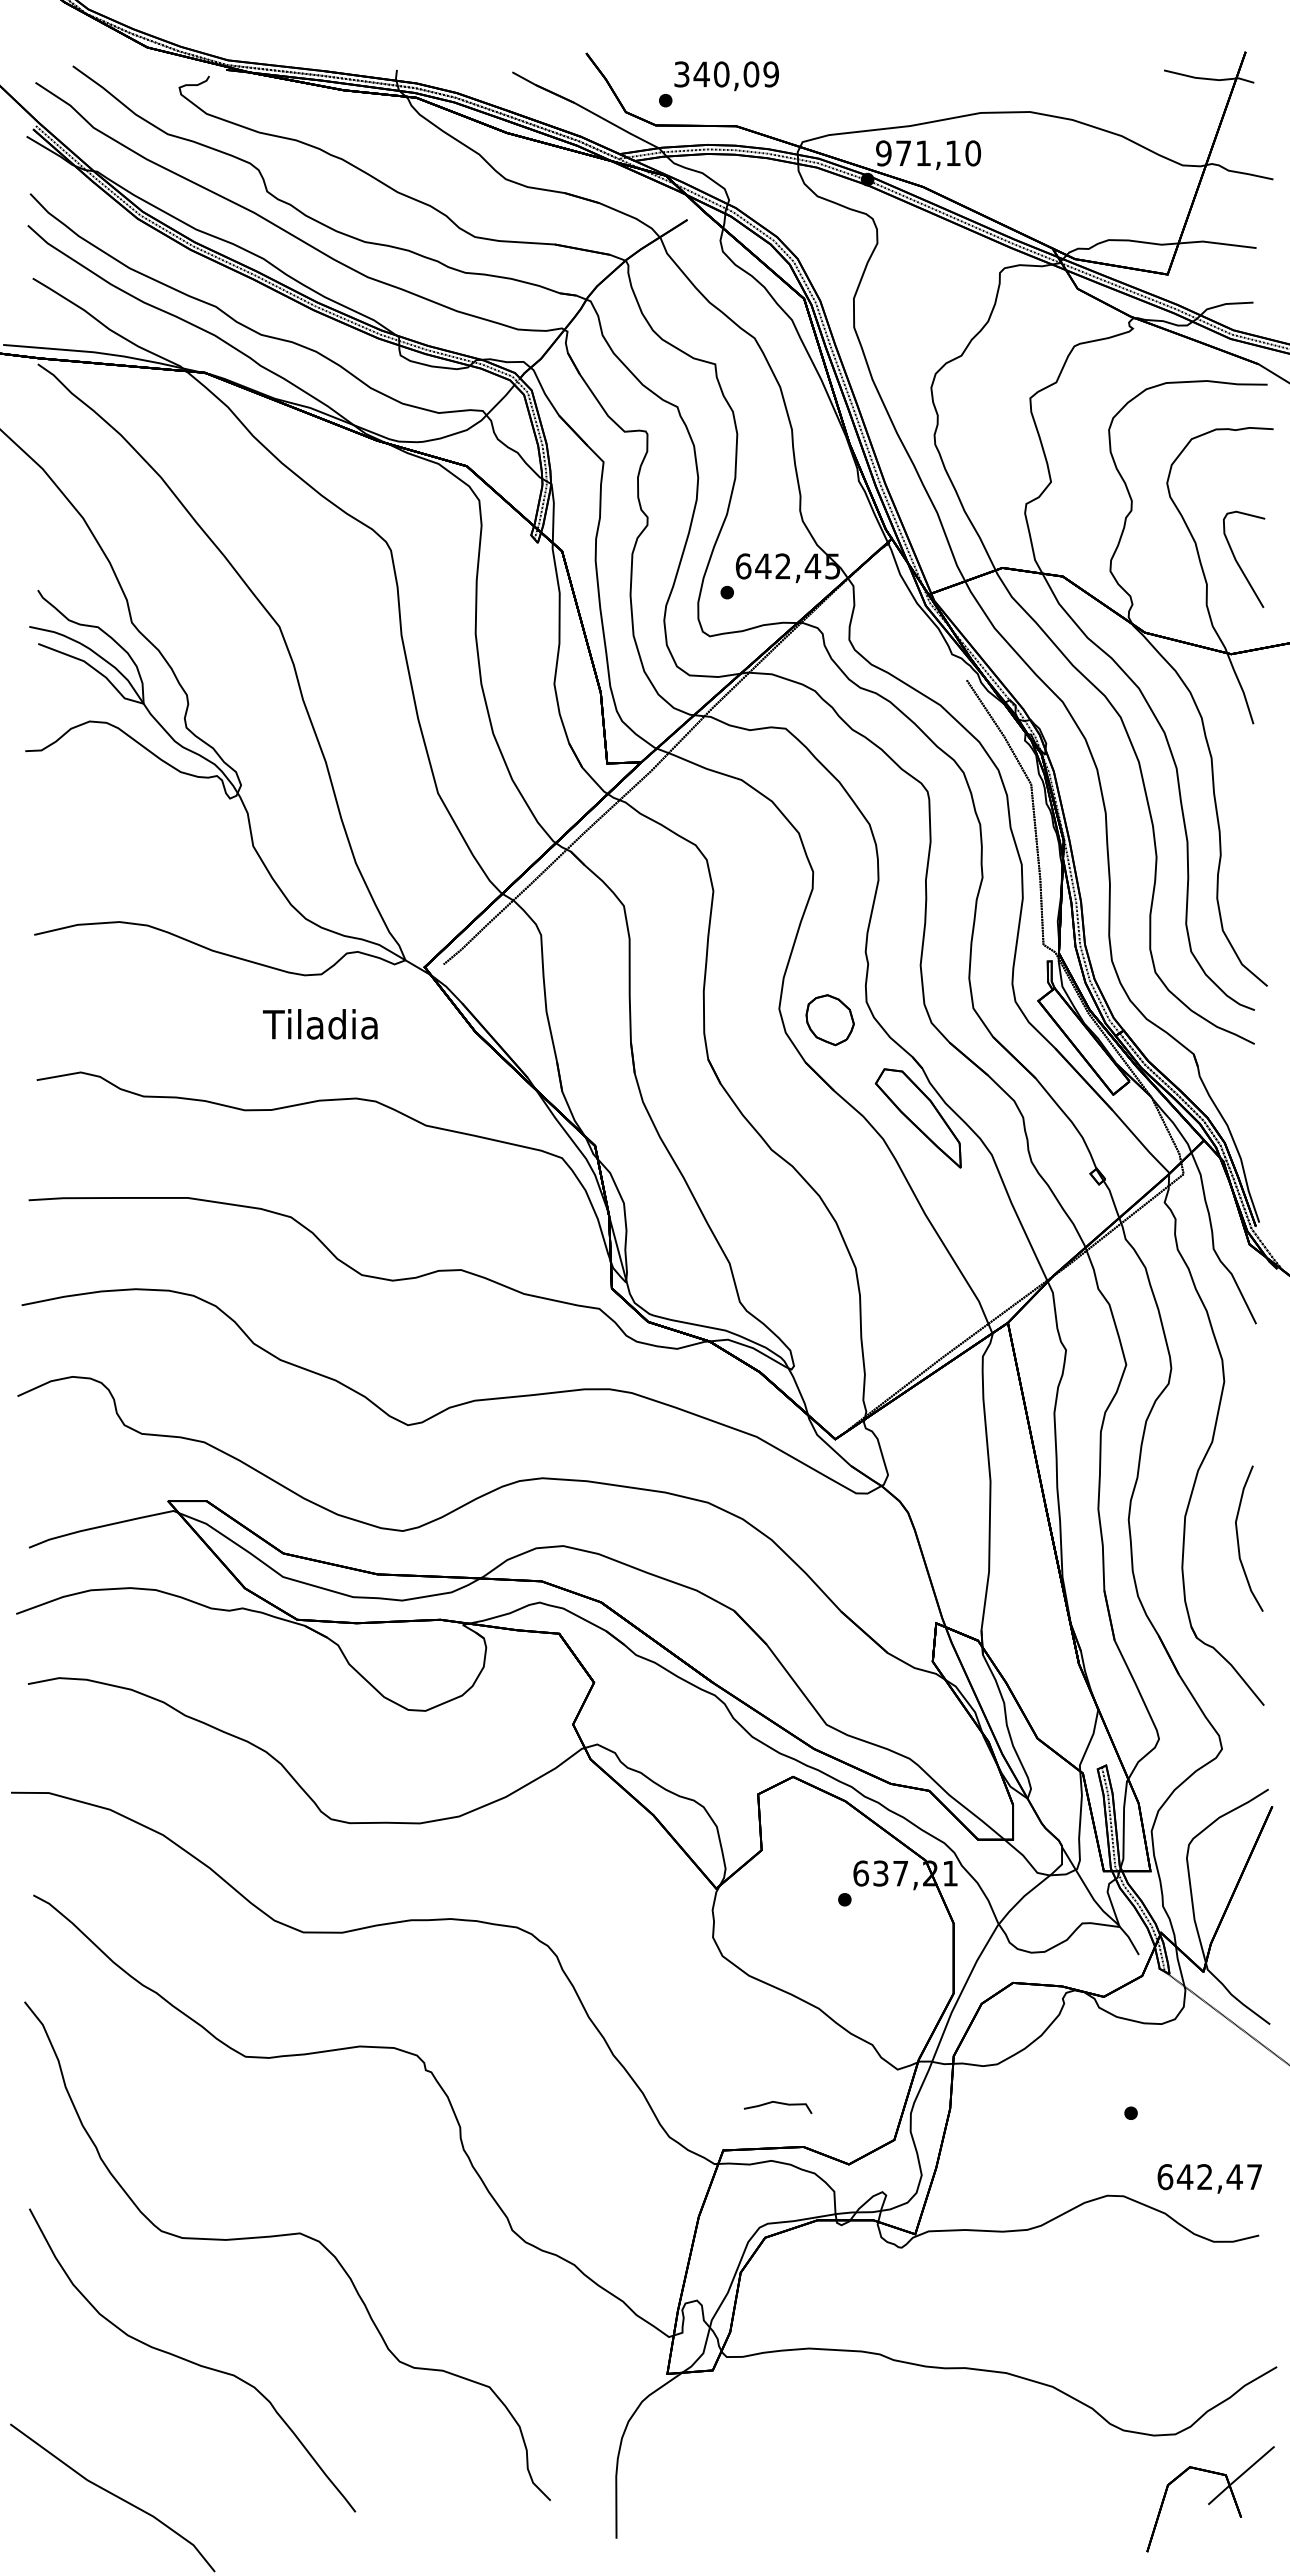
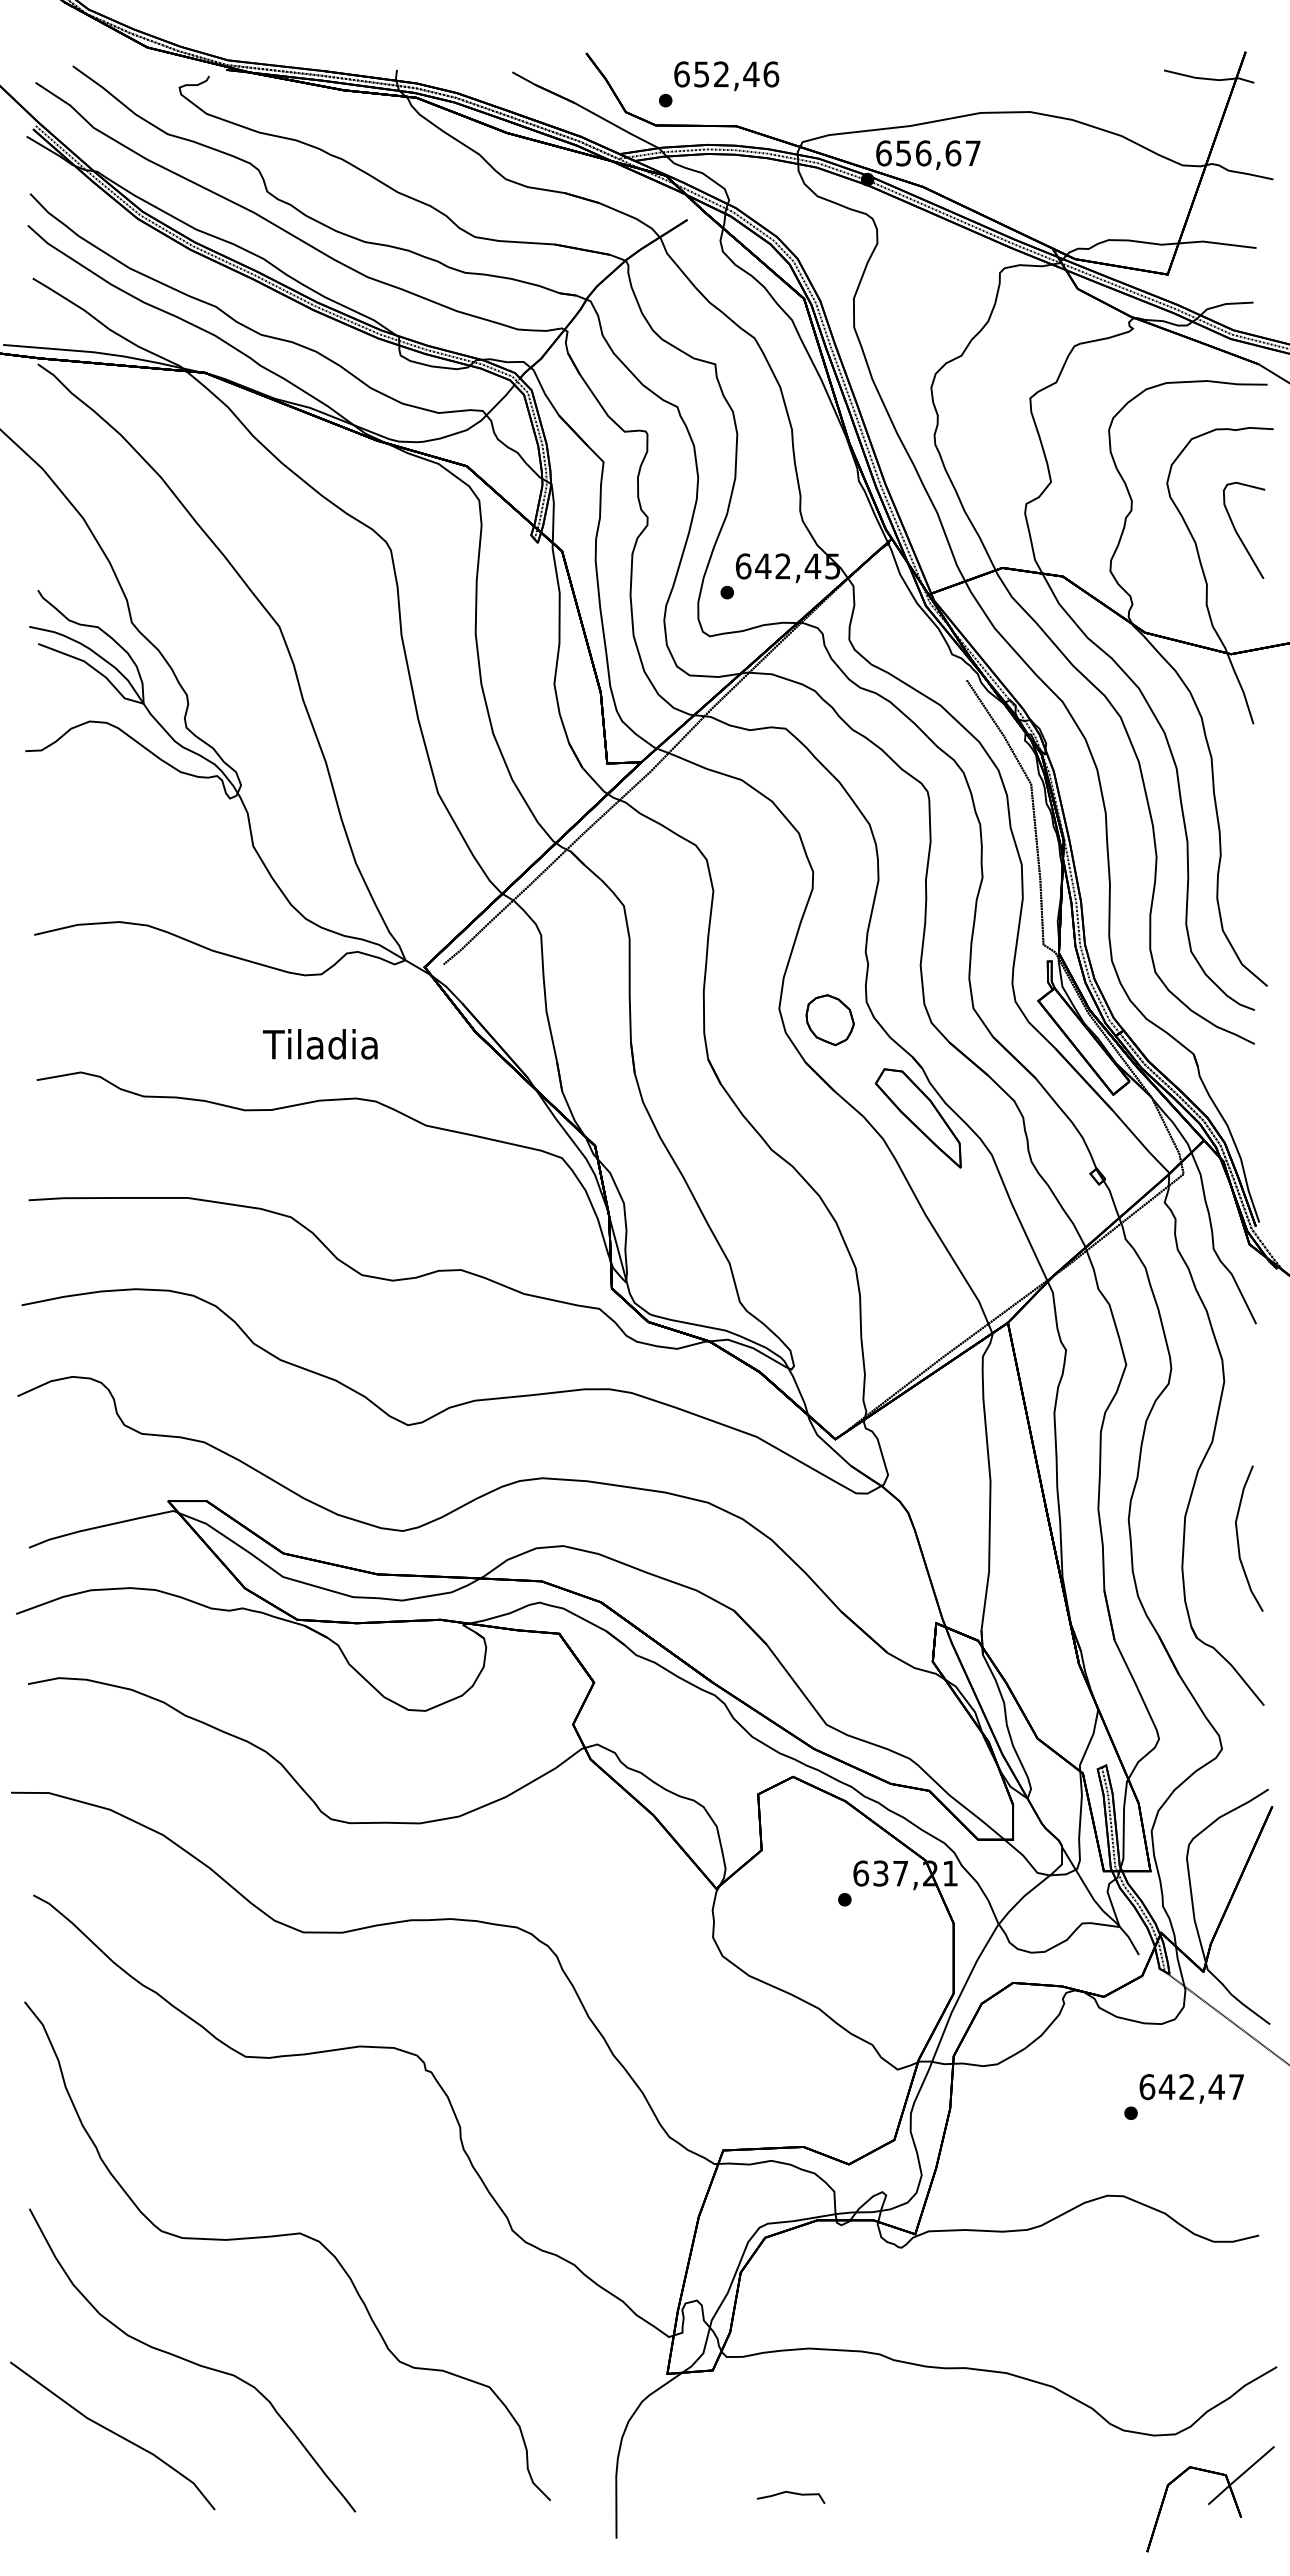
text: 340,09 -> 652,46 (726, 74)
text: 971,10 -> 656,67 (928, 153)
part position: (1238, 562) -> (1238, 533) (1238, 533)
text position: (320, 1024) -> (320, 1044) (320, 1044)
curve position: (777, 2103) -> (790, 2493) (790, 2493)
text position: (1209, 2178) -> (1191, 2088) (1191, 2088)
part position: (112, 2497) -> (112, 2435) (112, 2435)
